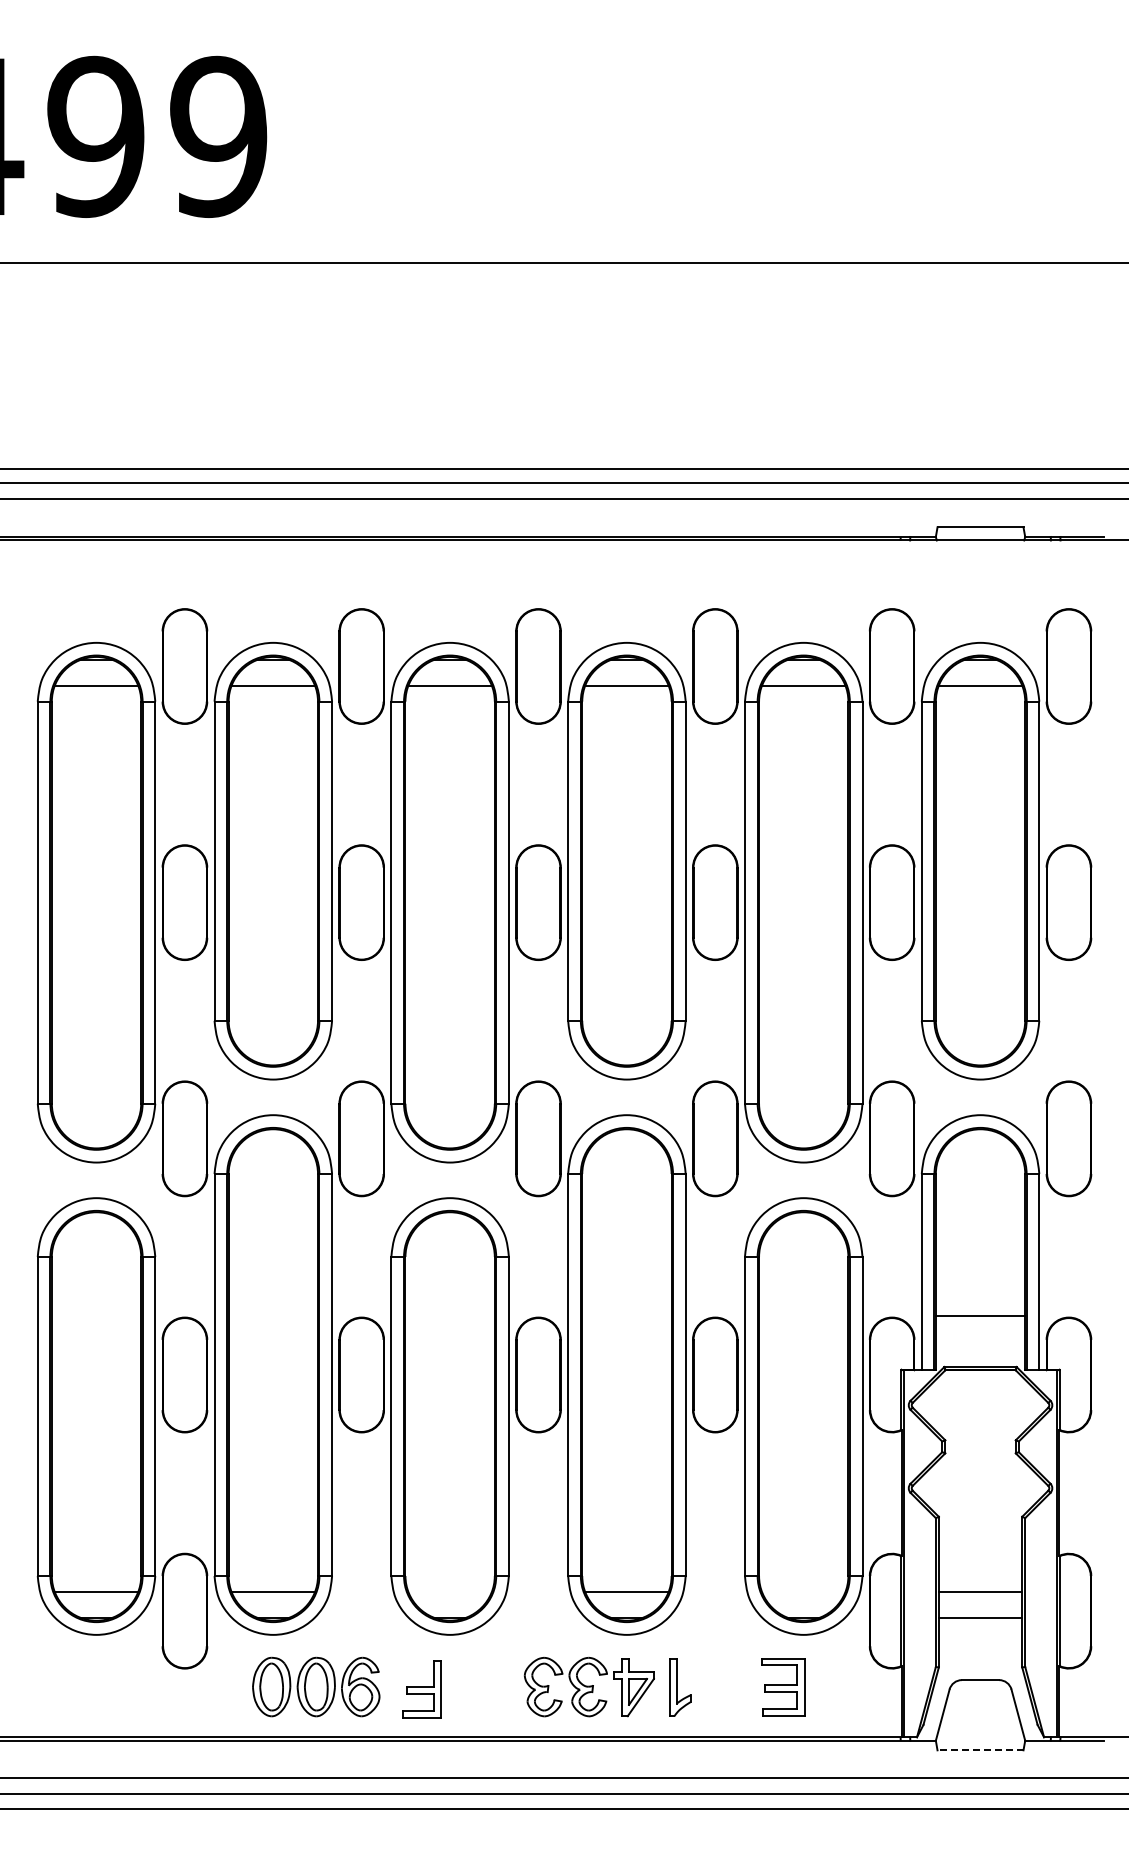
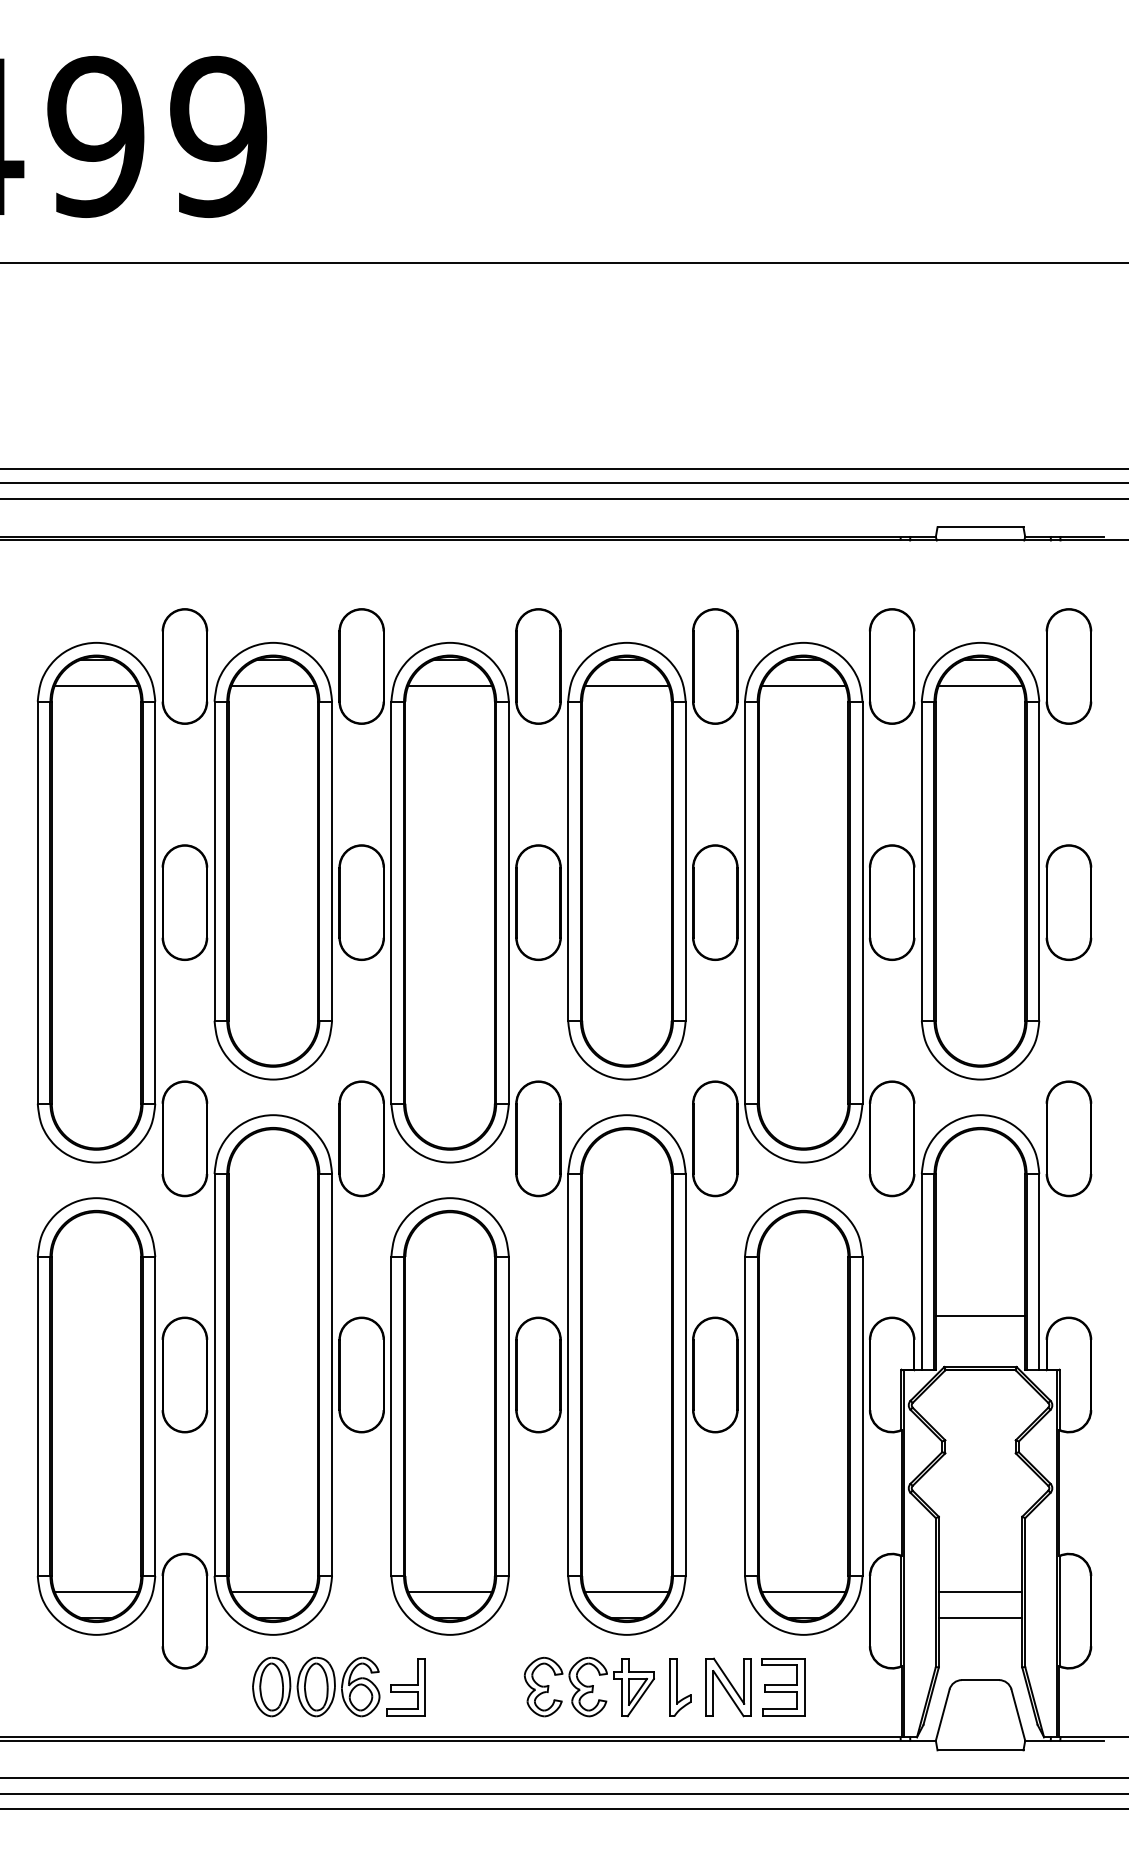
line: none -> present (449, 1592)
line: none -> present (803, 1592)
part: none -> present (728, 1687)
part position: (421, 1689) -> (405, 1687) (405, 1687)
line: dashed -> solid (980, 1750)
